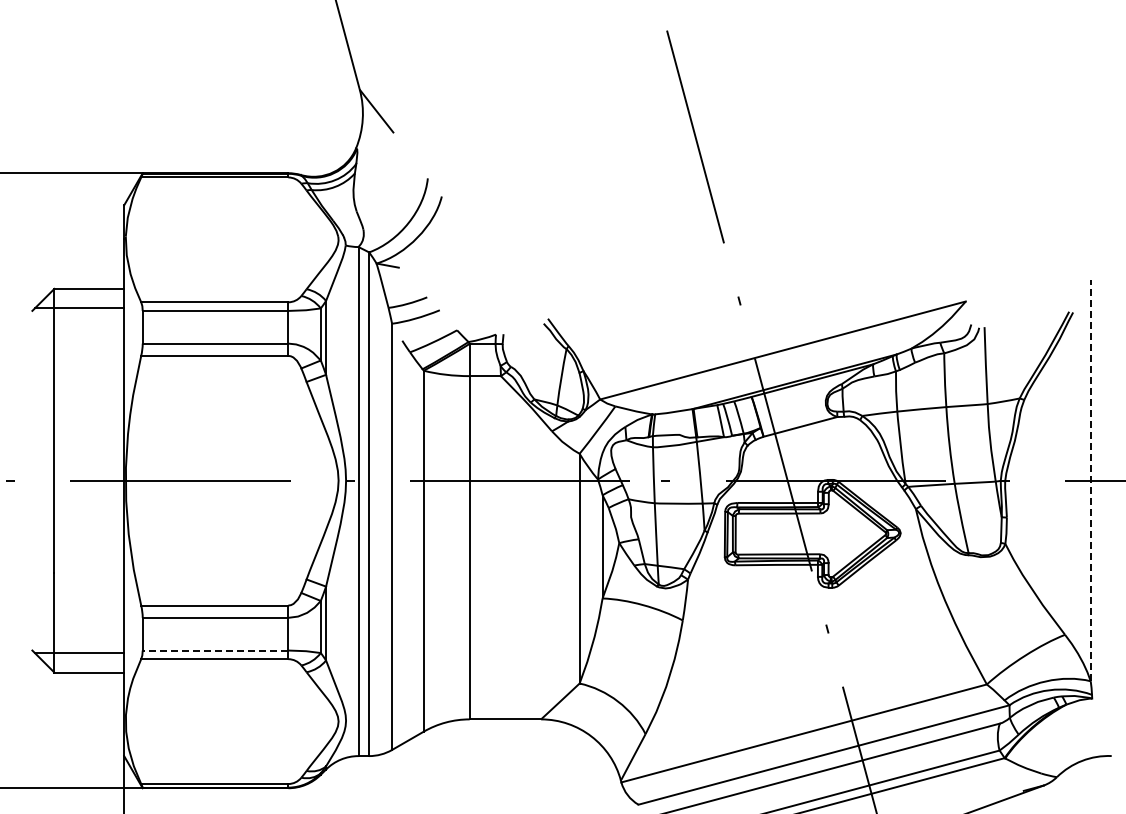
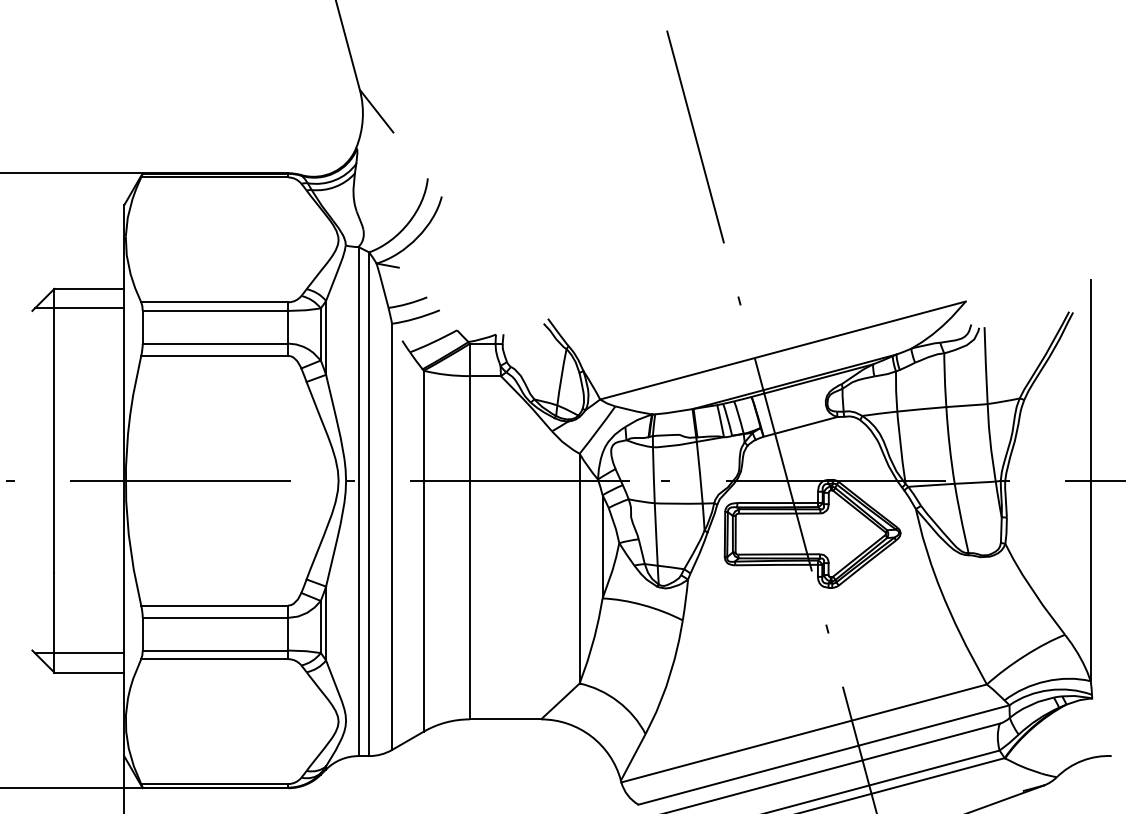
line: dashed -> solid (1090, 480)
line: dashed -> solid (215, 650)
